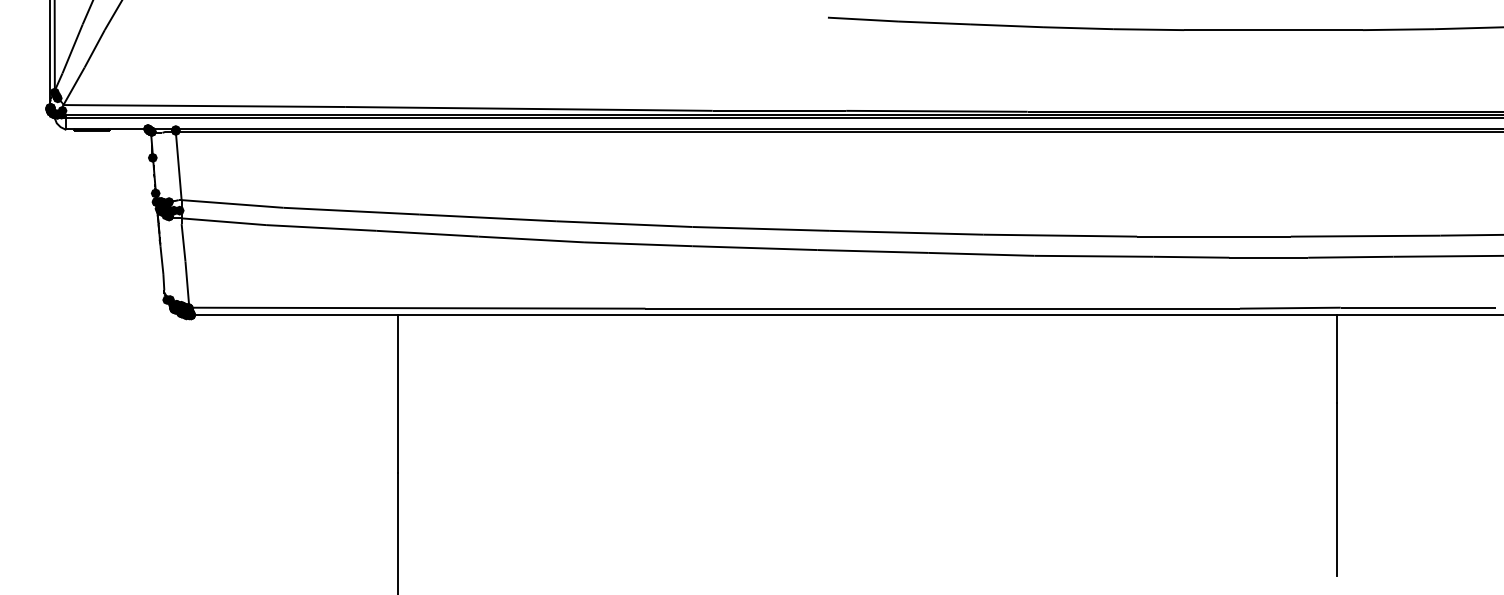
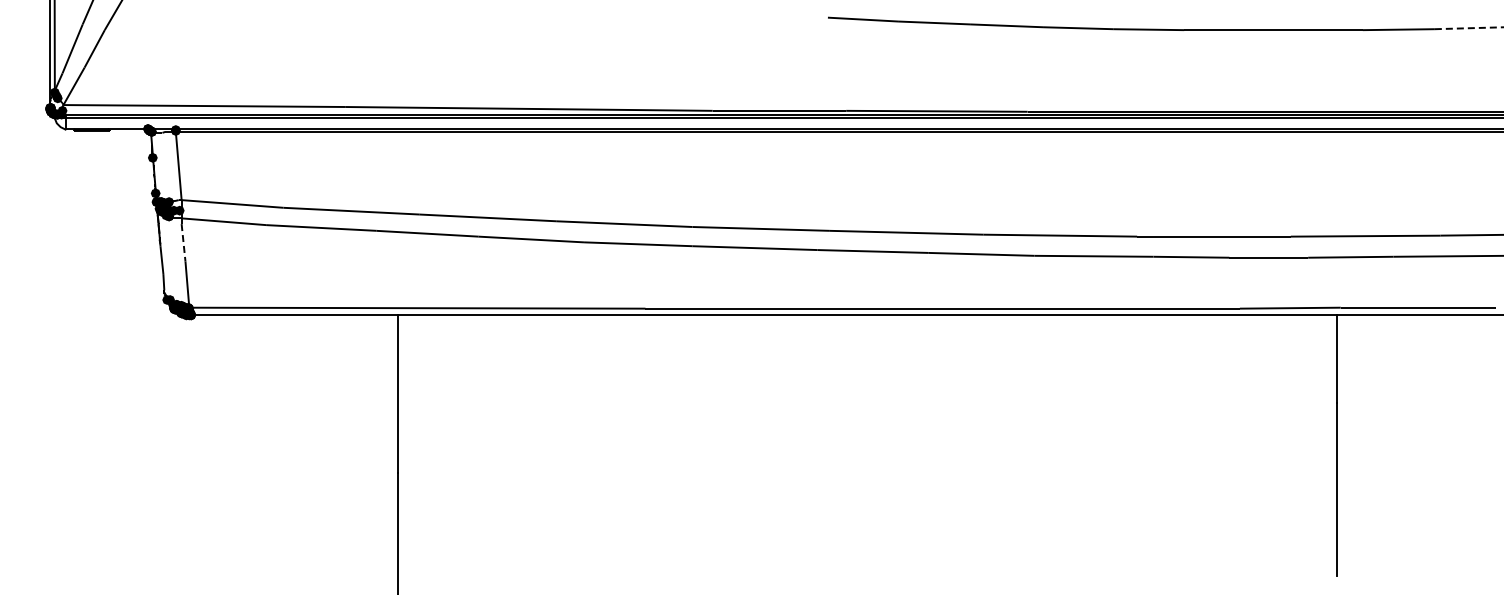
line: solid -> dashed (1469, 28)
line: solid -> dashed (183, 242)
